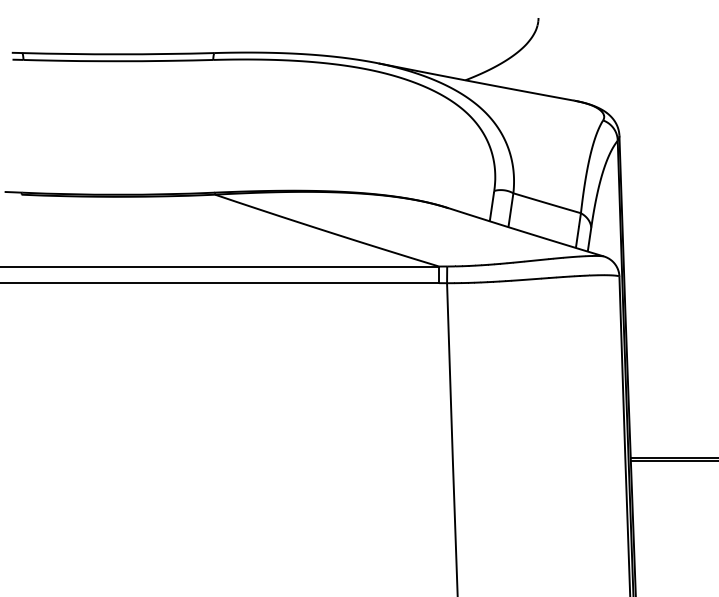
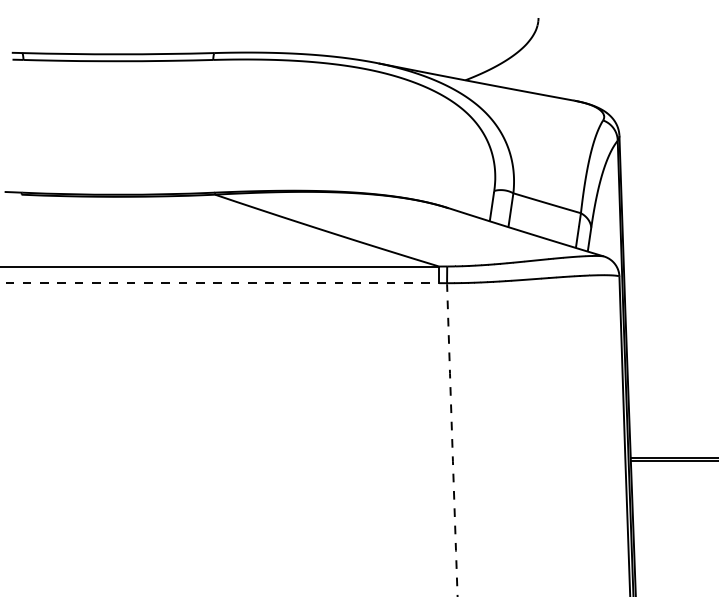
line: solid -> dashed (220, 283)
line: solid -> dashed (452, 439)
